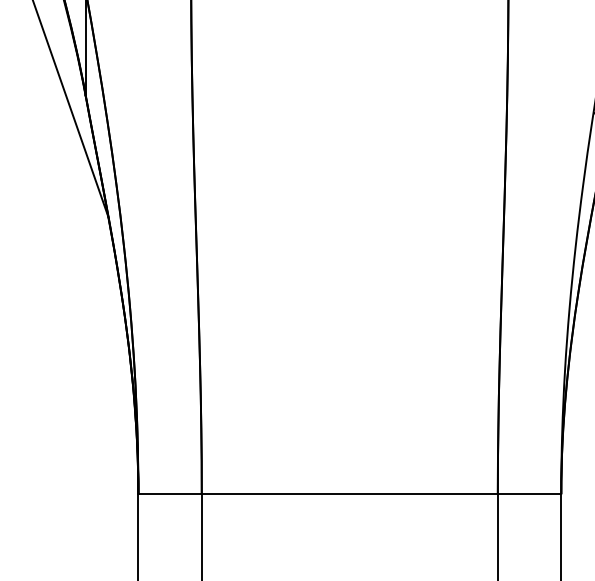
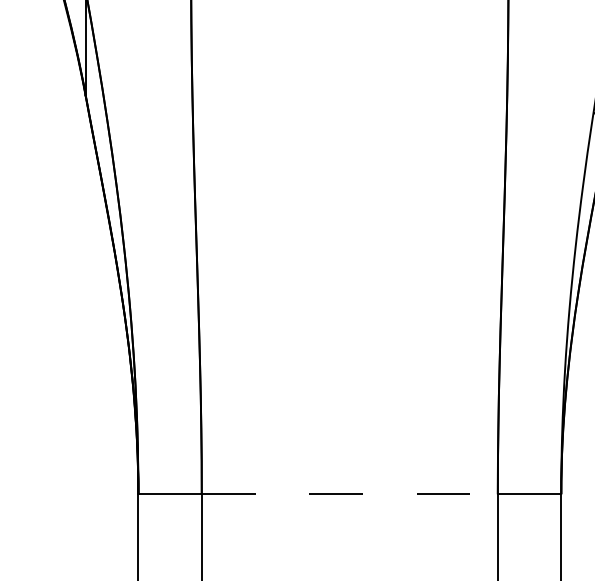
line: present -> none (70, 109)
line: solid -> dashed (350, 494)
